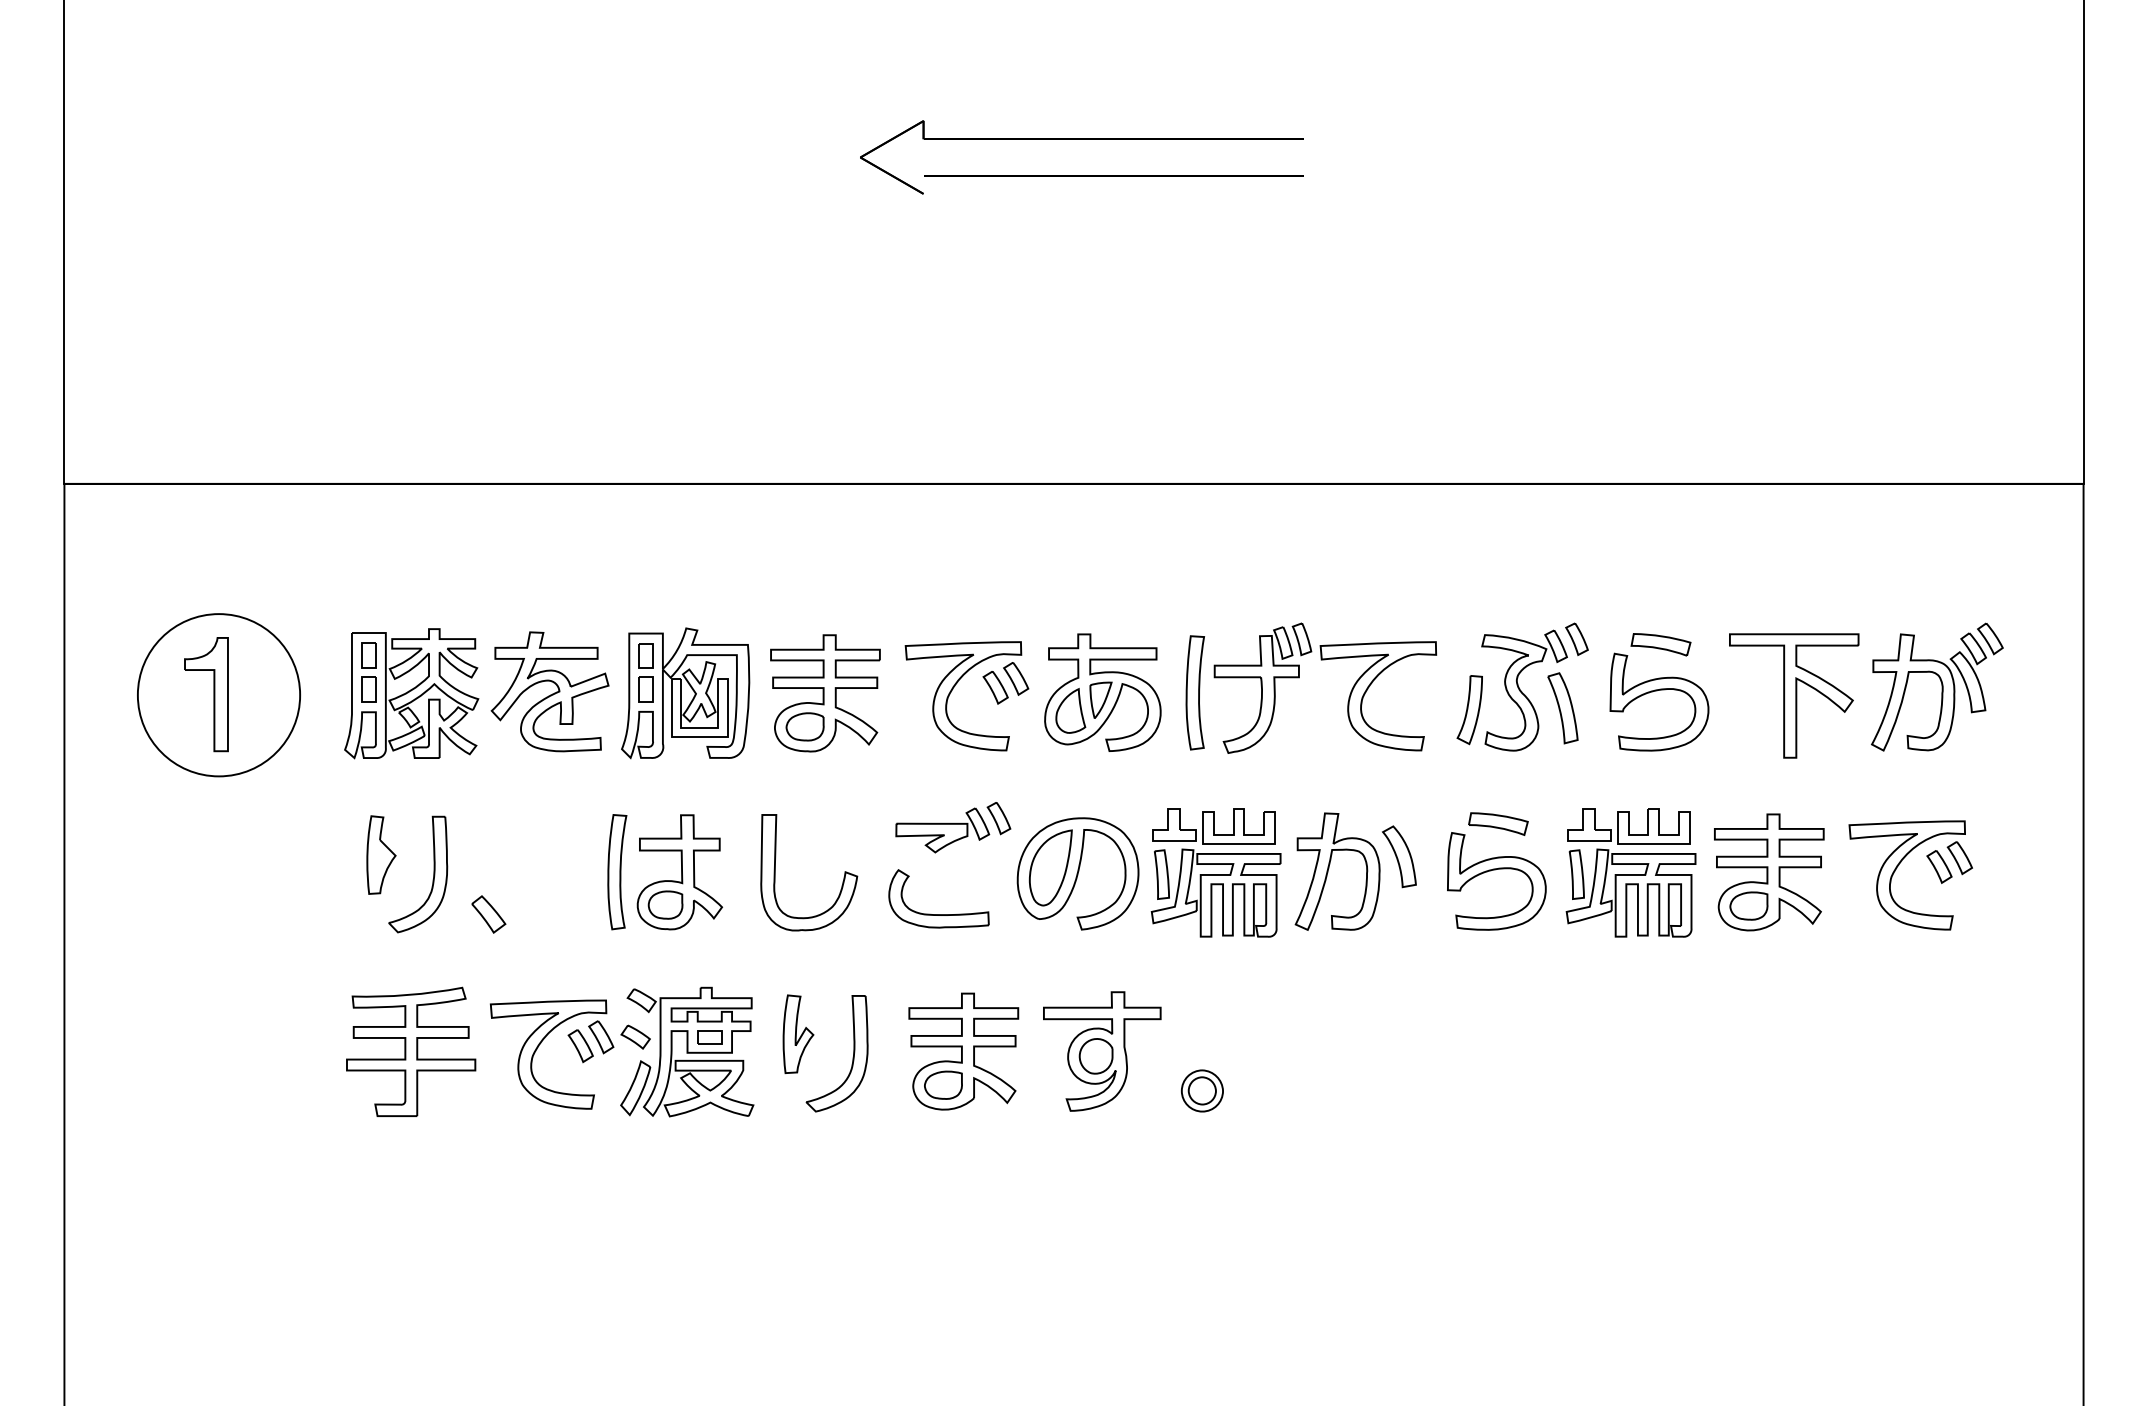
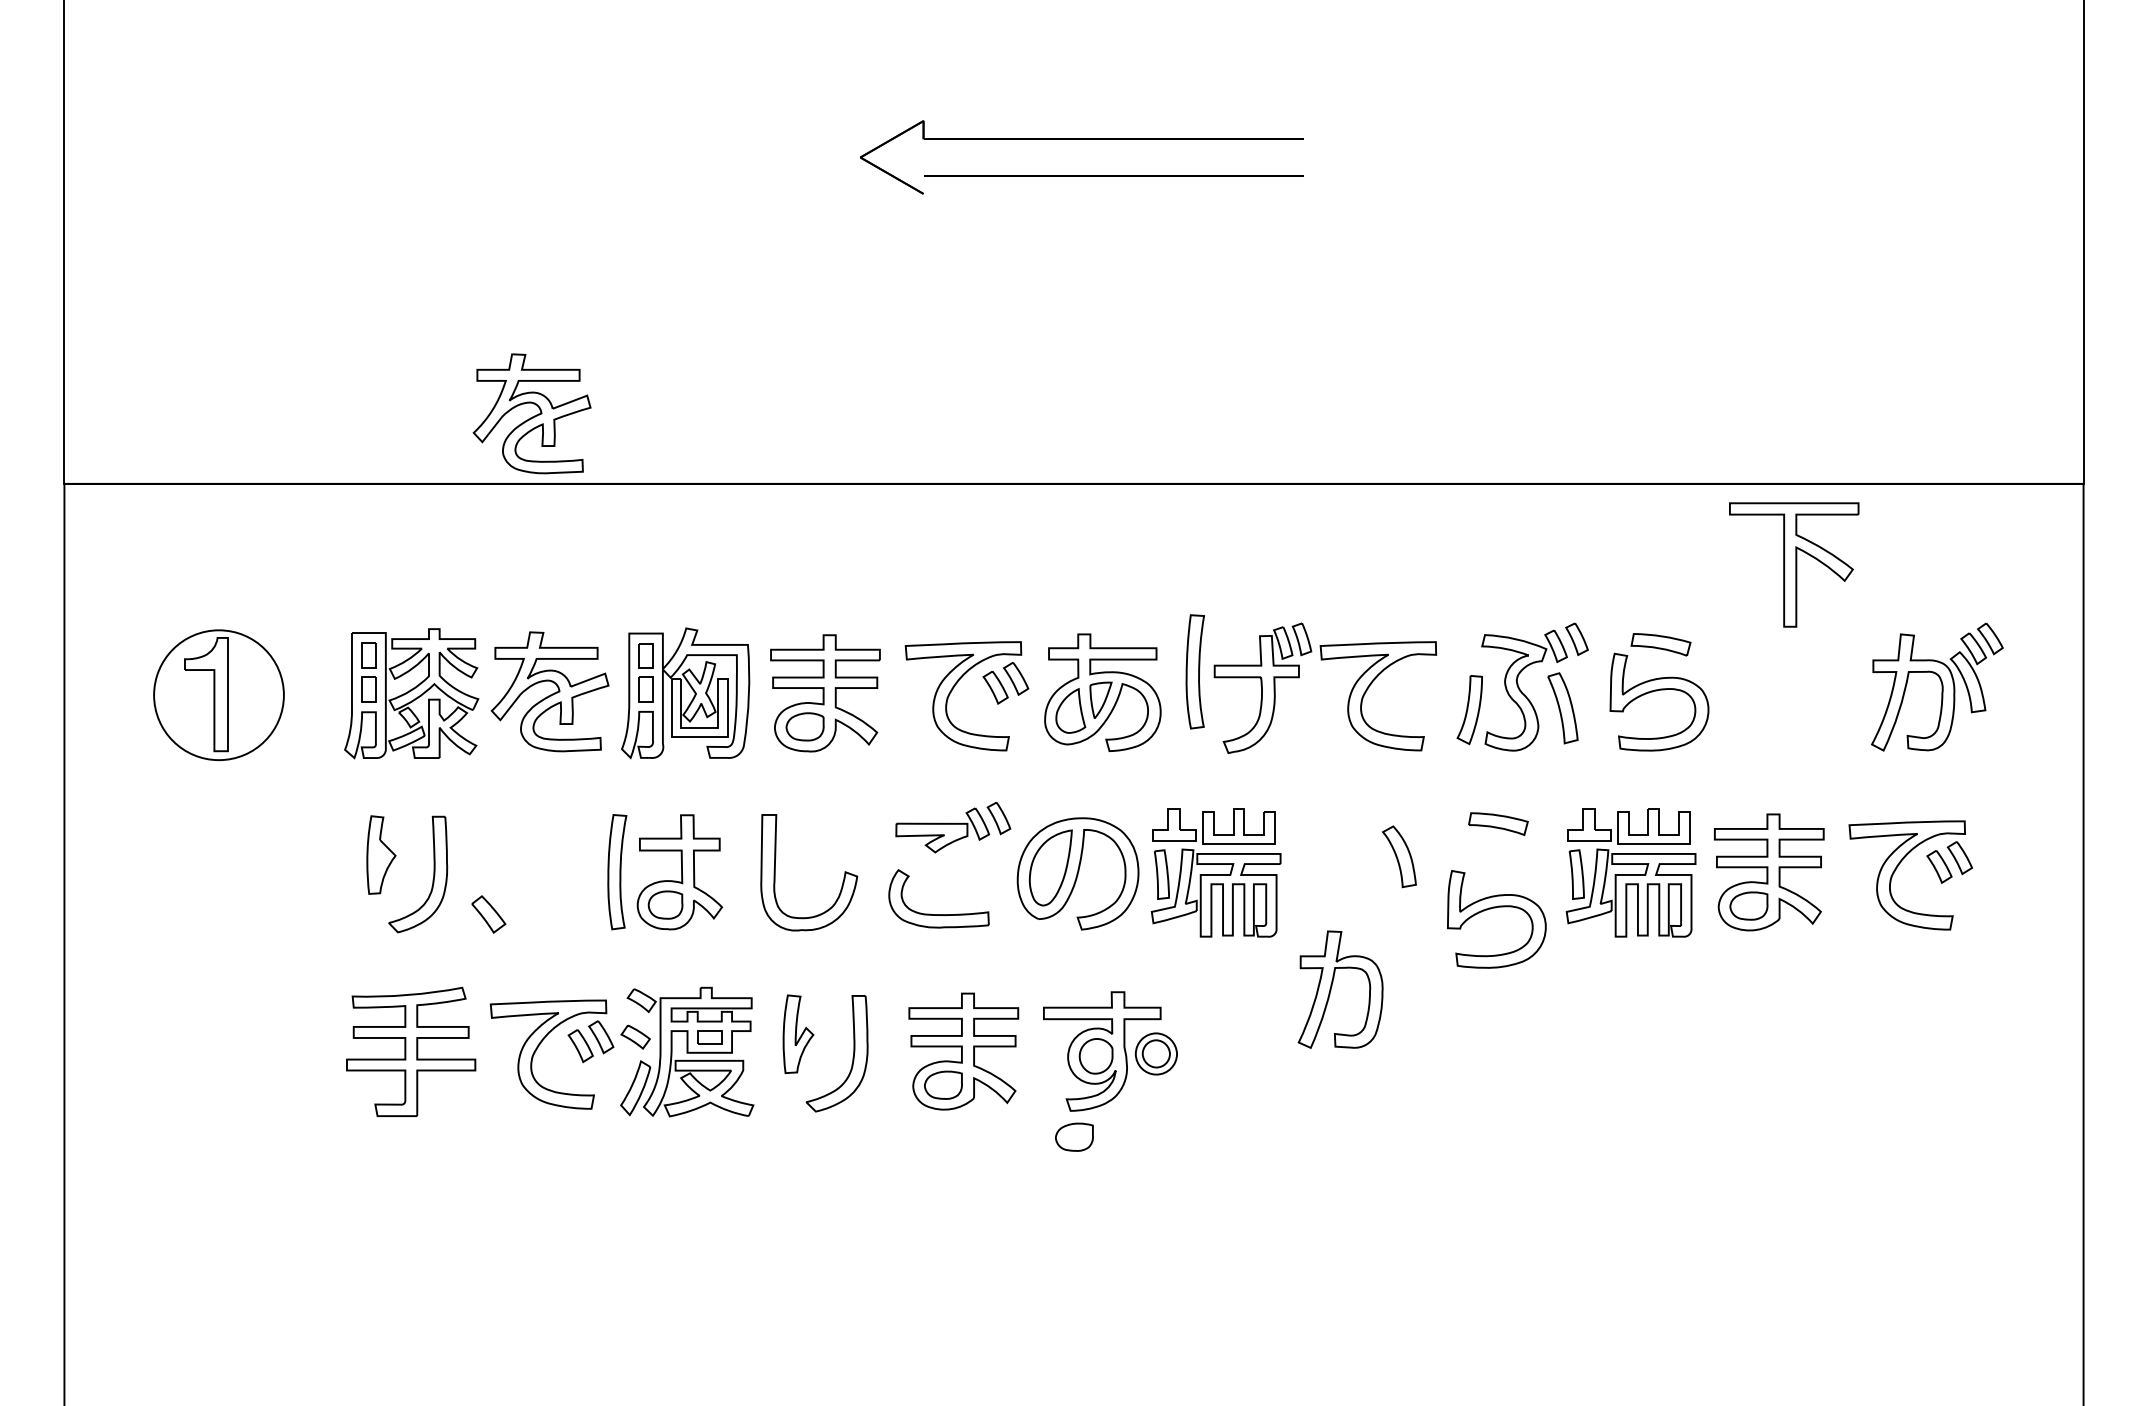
part: none -> present (531, 413)
part position: (1195, 692) -> (1195, 671) (1195, 671)
circle diameter: 162 px -> 130 px (218, 695)
part position: (1794, 695) -> (1794, 564) (1794, 564)
part position: (1329, 868) -> (1332, 986) (1332, 986)
part position: (1495, 870) -> (1495, 908) (1495, 908)
part position: (1202, 1090) -> (1156, 1053) (1156, 1053)
part: none -> present (1074, 1136)
